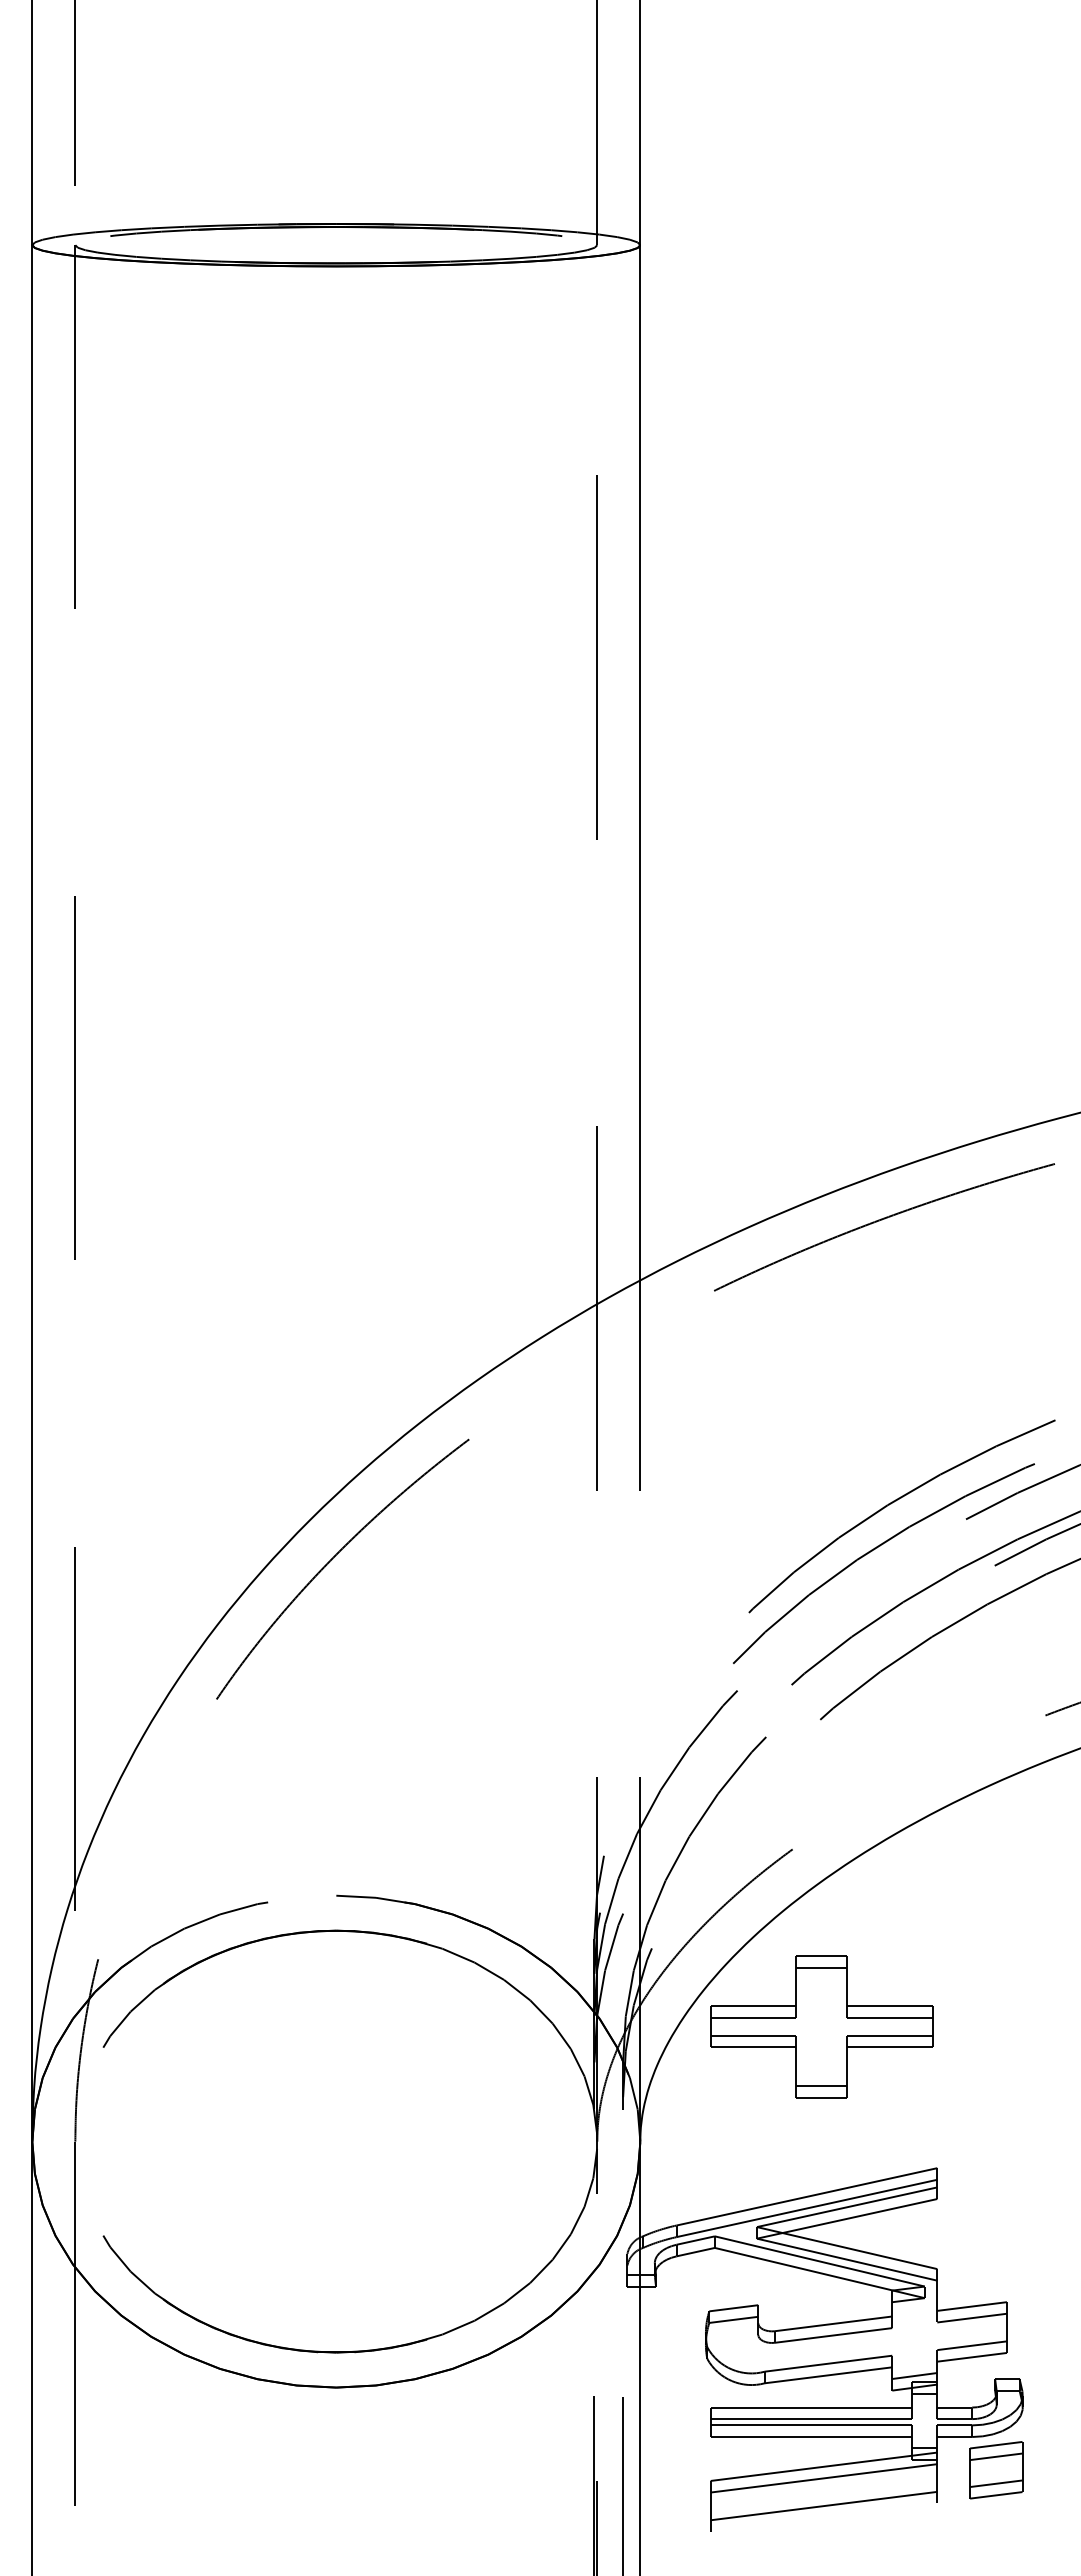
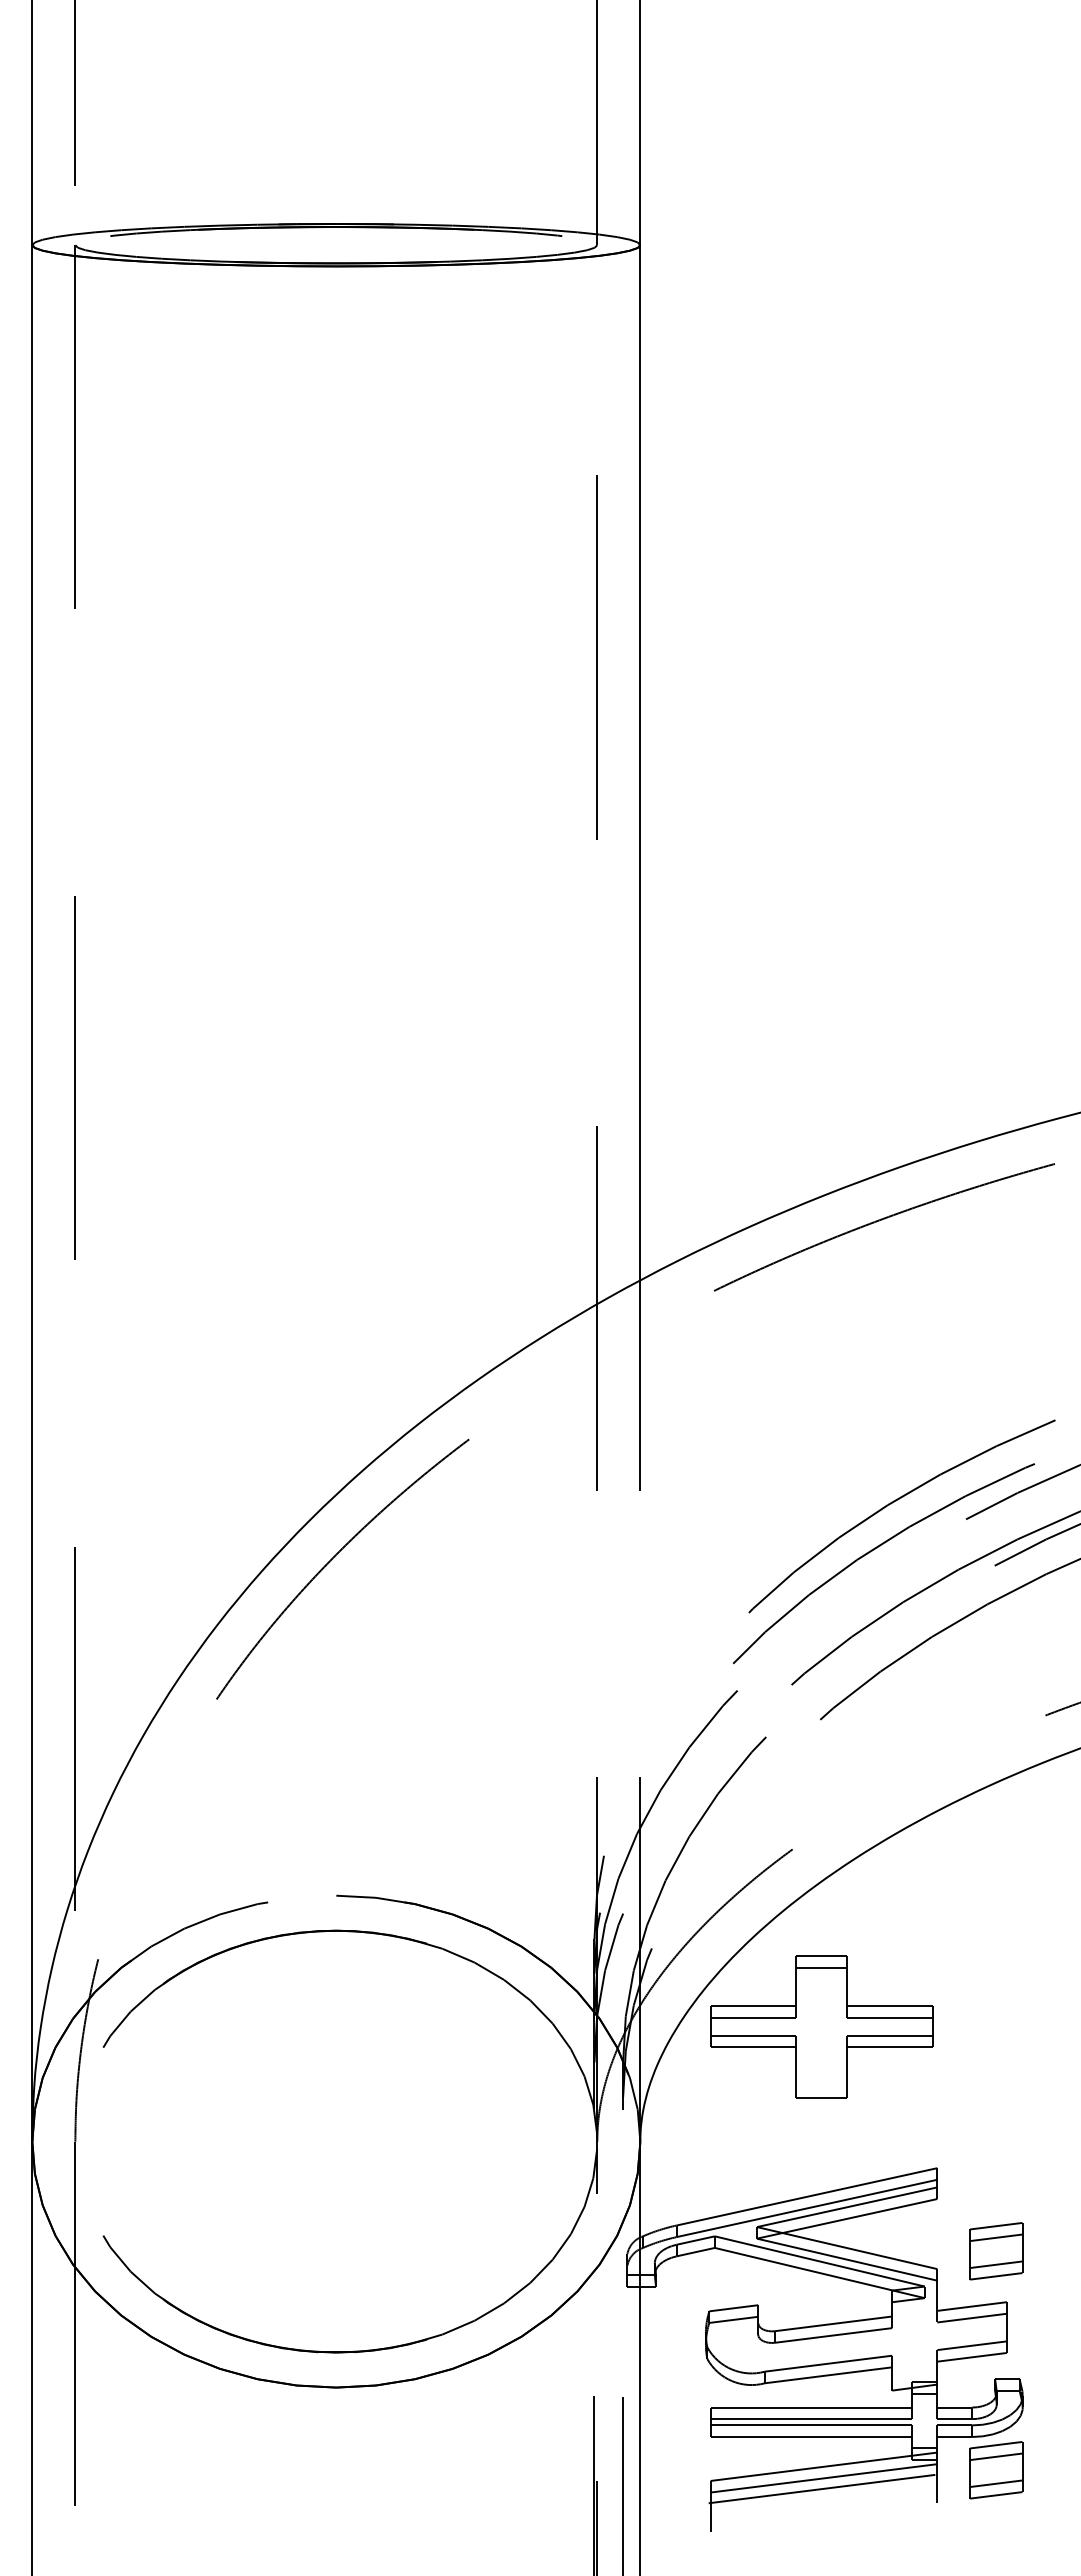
line: present -> none (821, 2085)
part: none -> present (996, 2251)
line: present -> none (914, 2376)
line position: (823, 2505) -> (821, 2488) (821, 2488)
